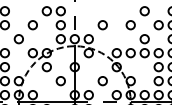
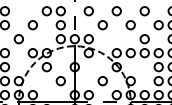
circle: none -> present (88, 11)
circle: none -> present (116, 11)
